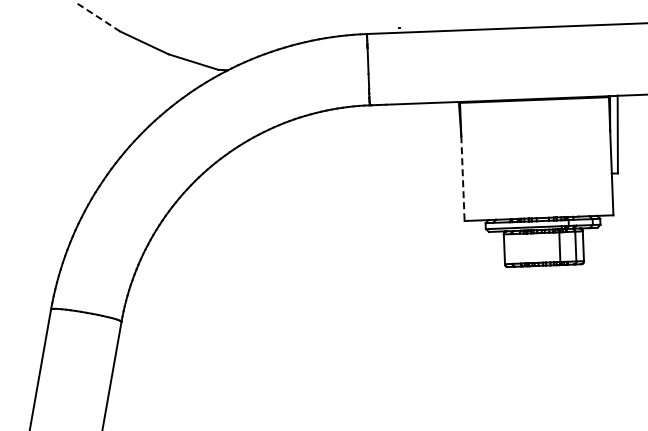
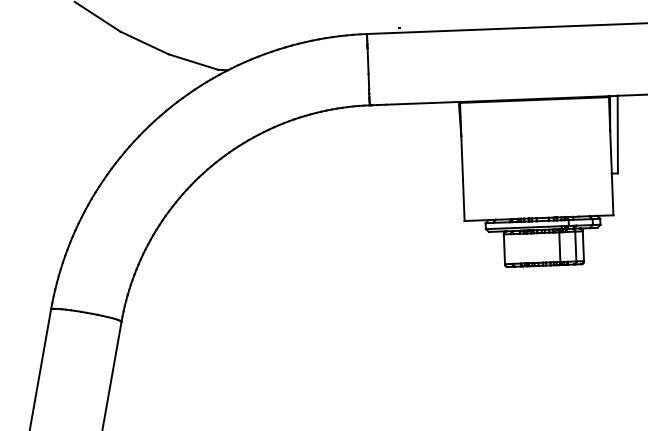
line: dashed -> solid (97, 16)
line: dashed -> solid (462, 179)
